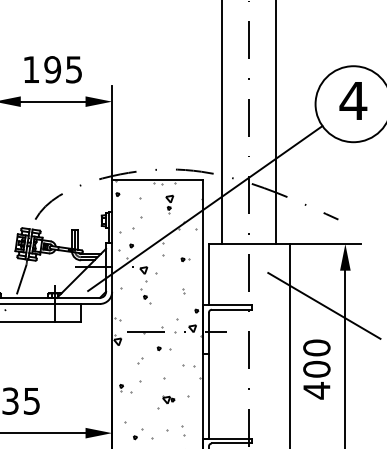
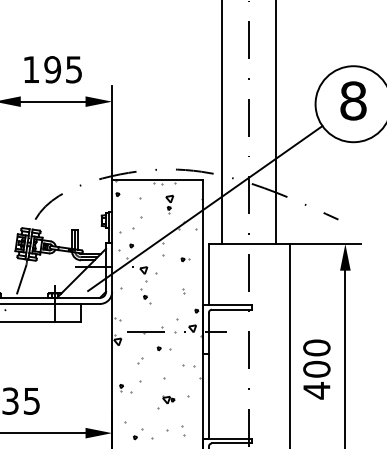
text: 4 -> 8 (353, 100)
line: present -> none (324, 305)
